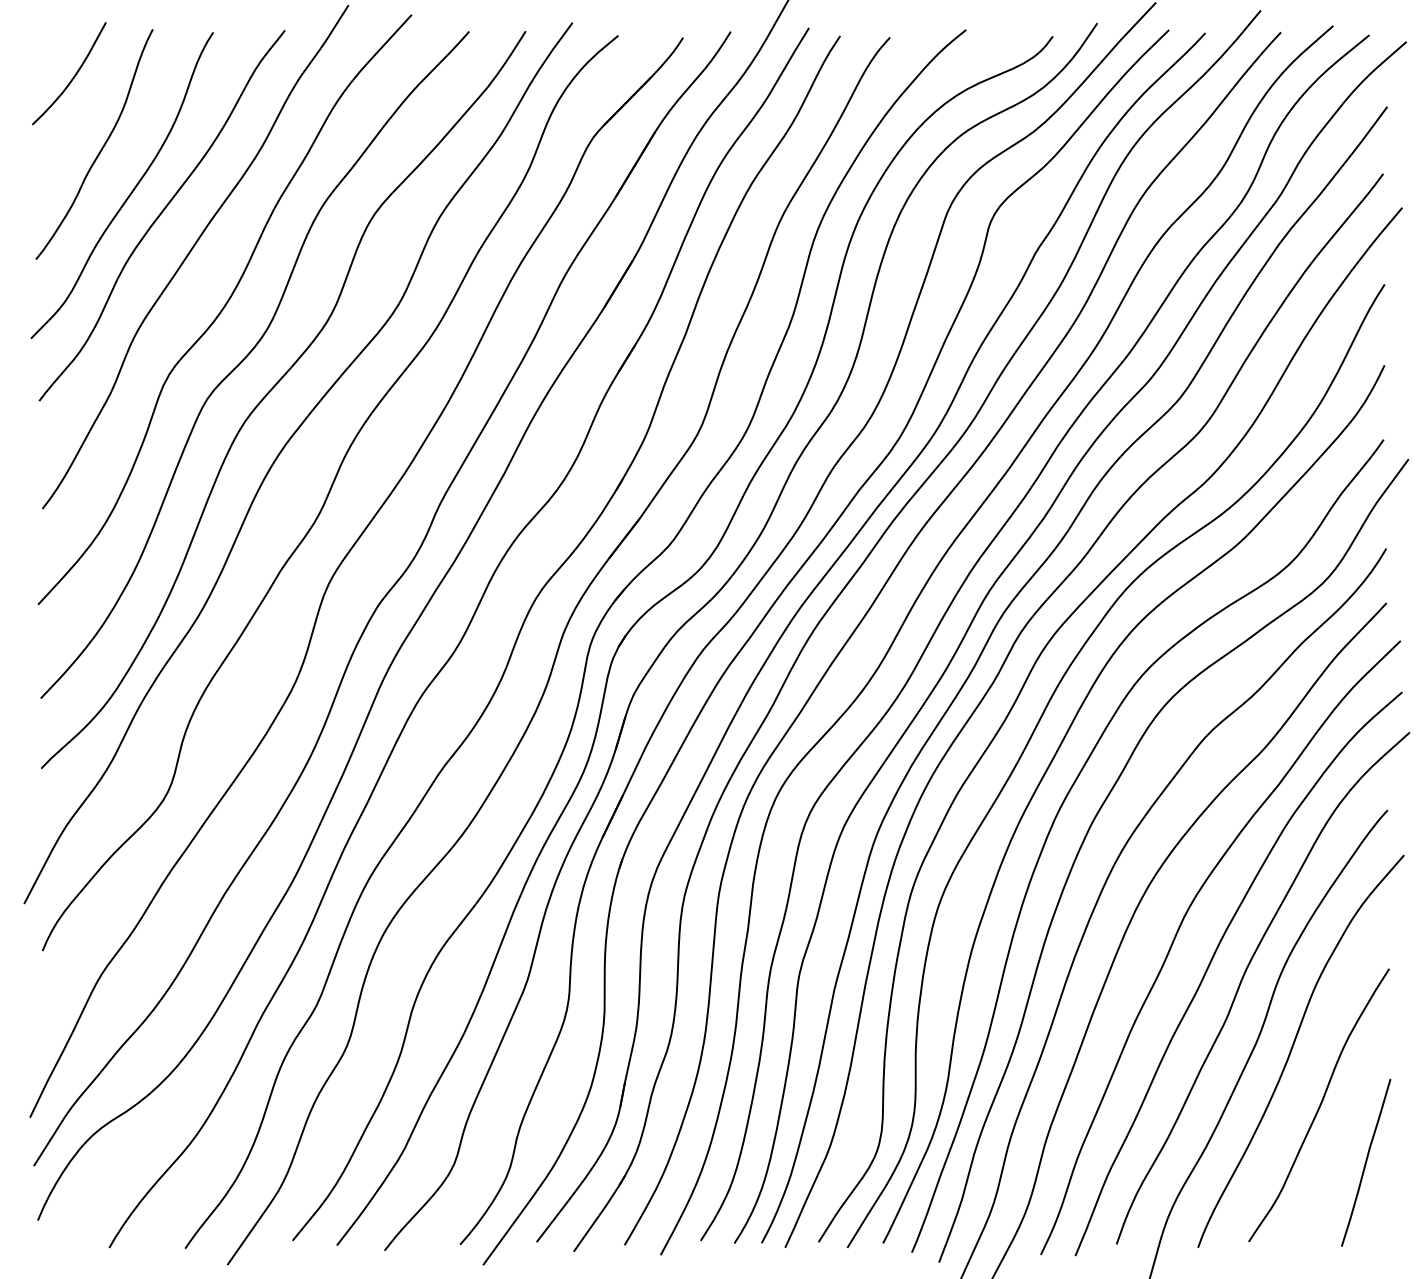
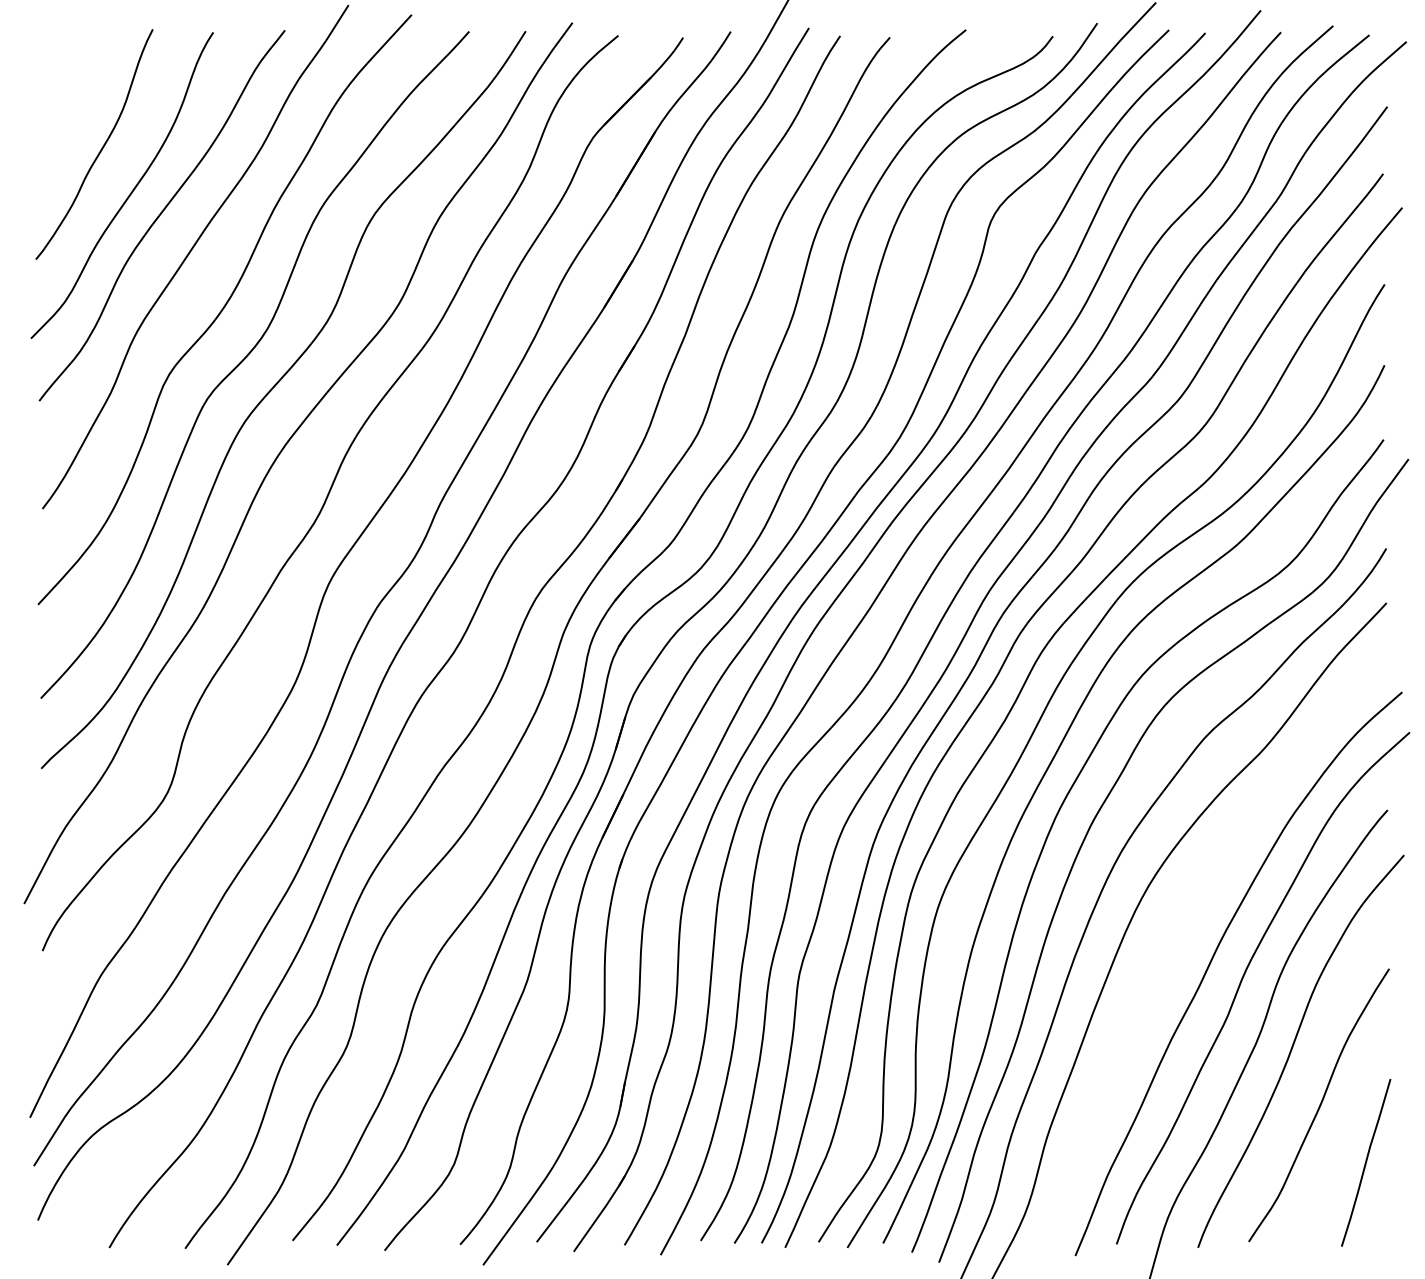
curve: present -> none (73, 76)
curve: present -> none (1178, 932)
